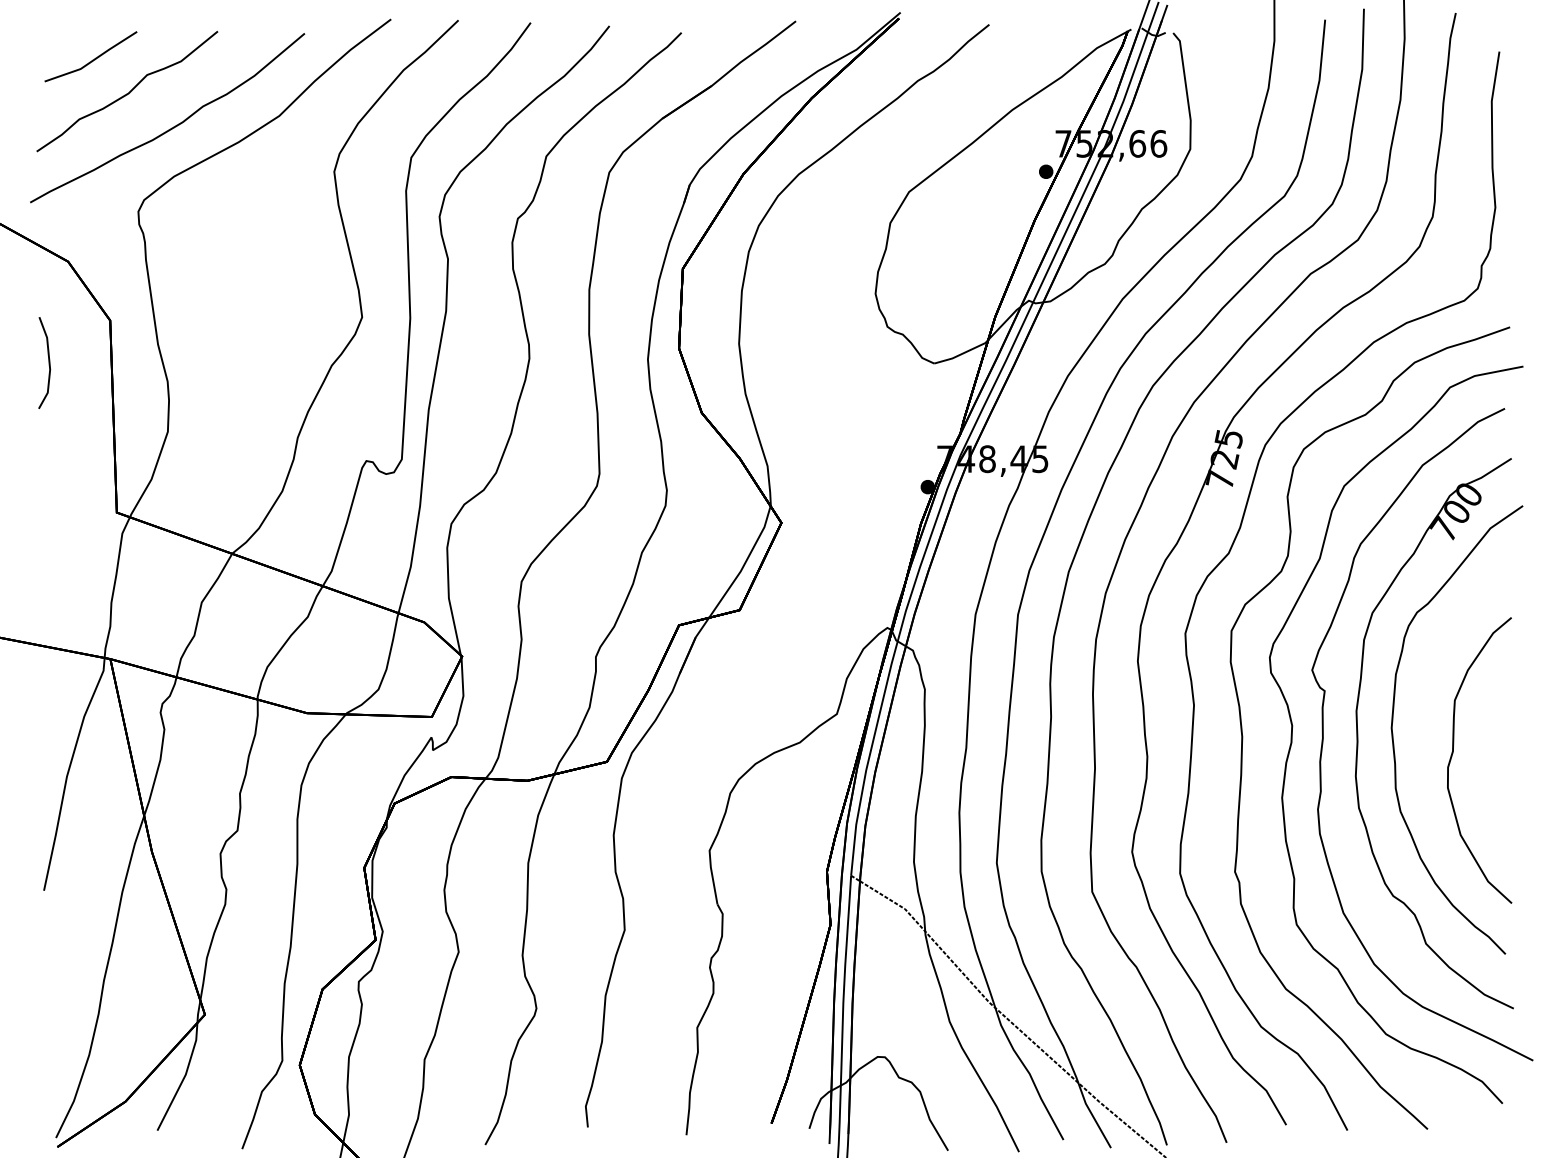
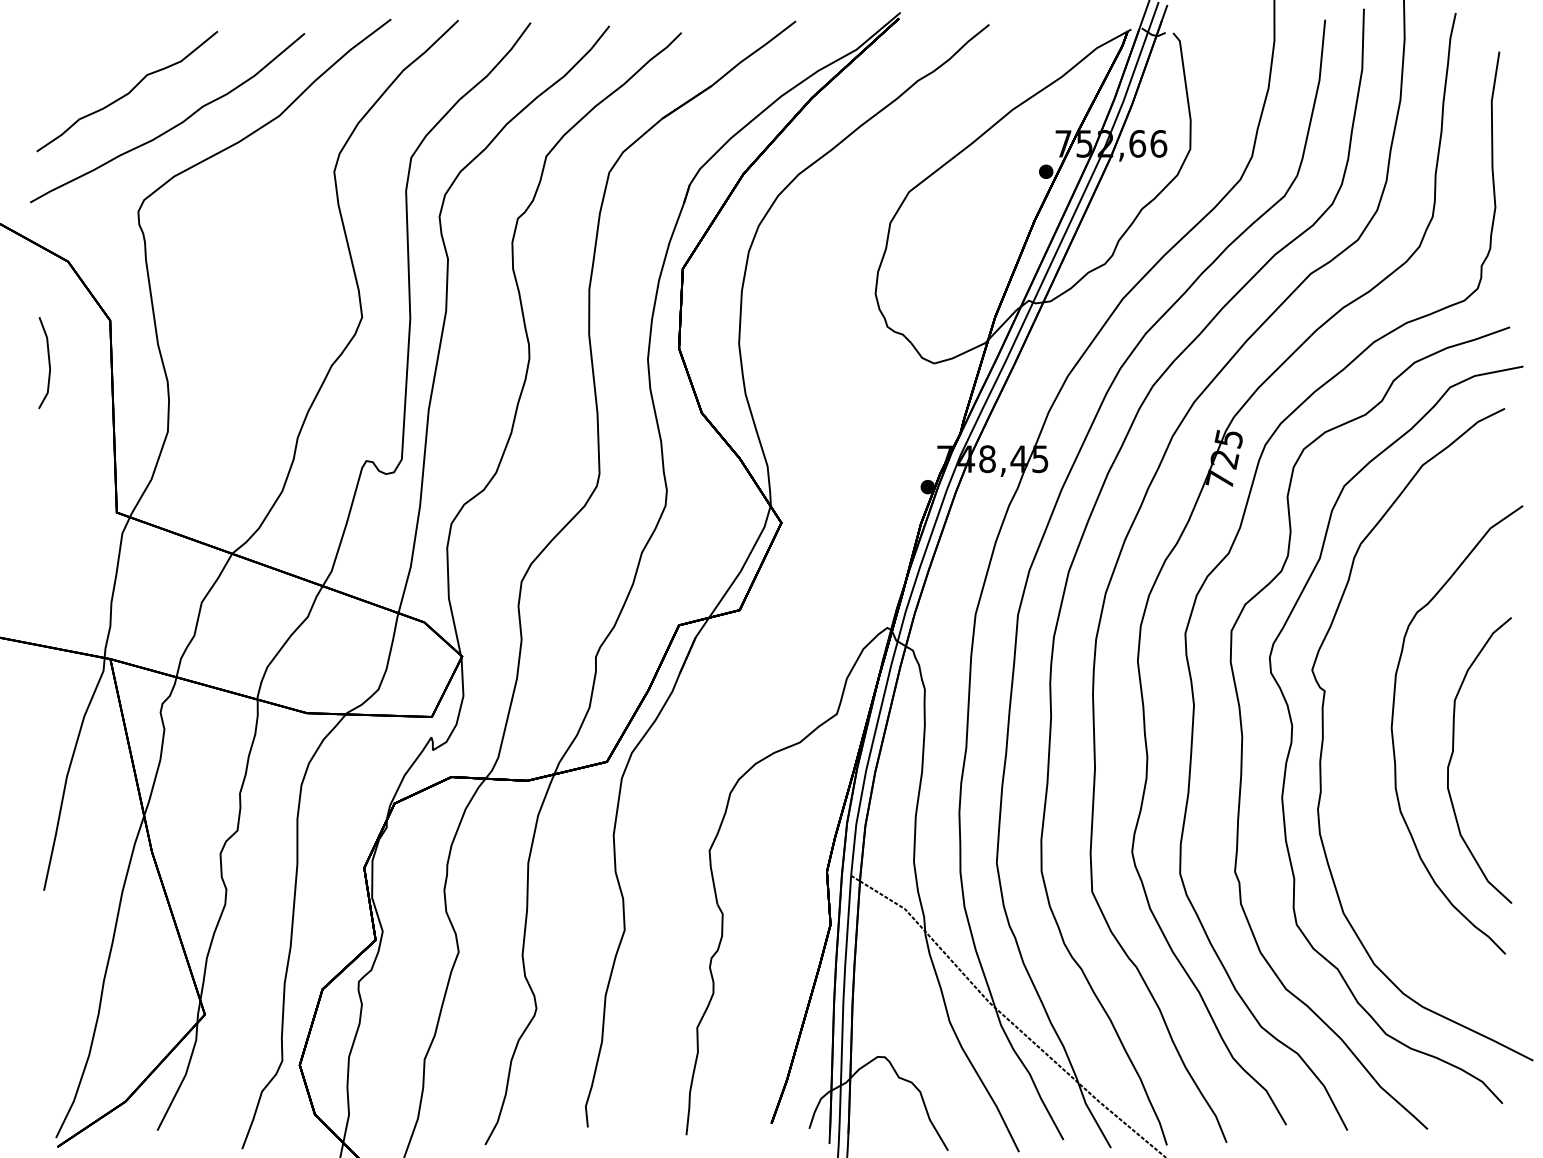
part: present -> none (90, 56)
part: present -> none (1358, 733)
